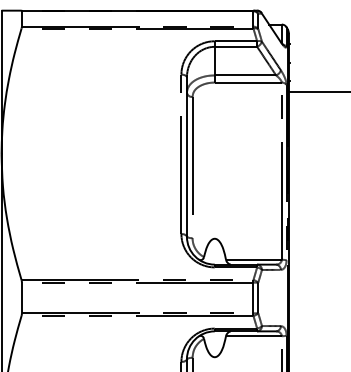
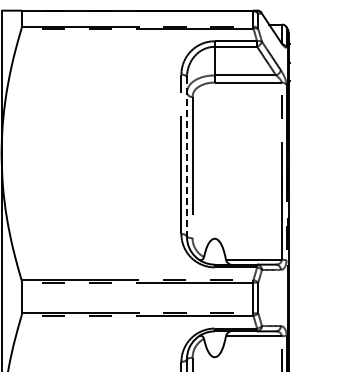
line: present -> none (317, 92)
line: solid -> dashed (186, 157)
